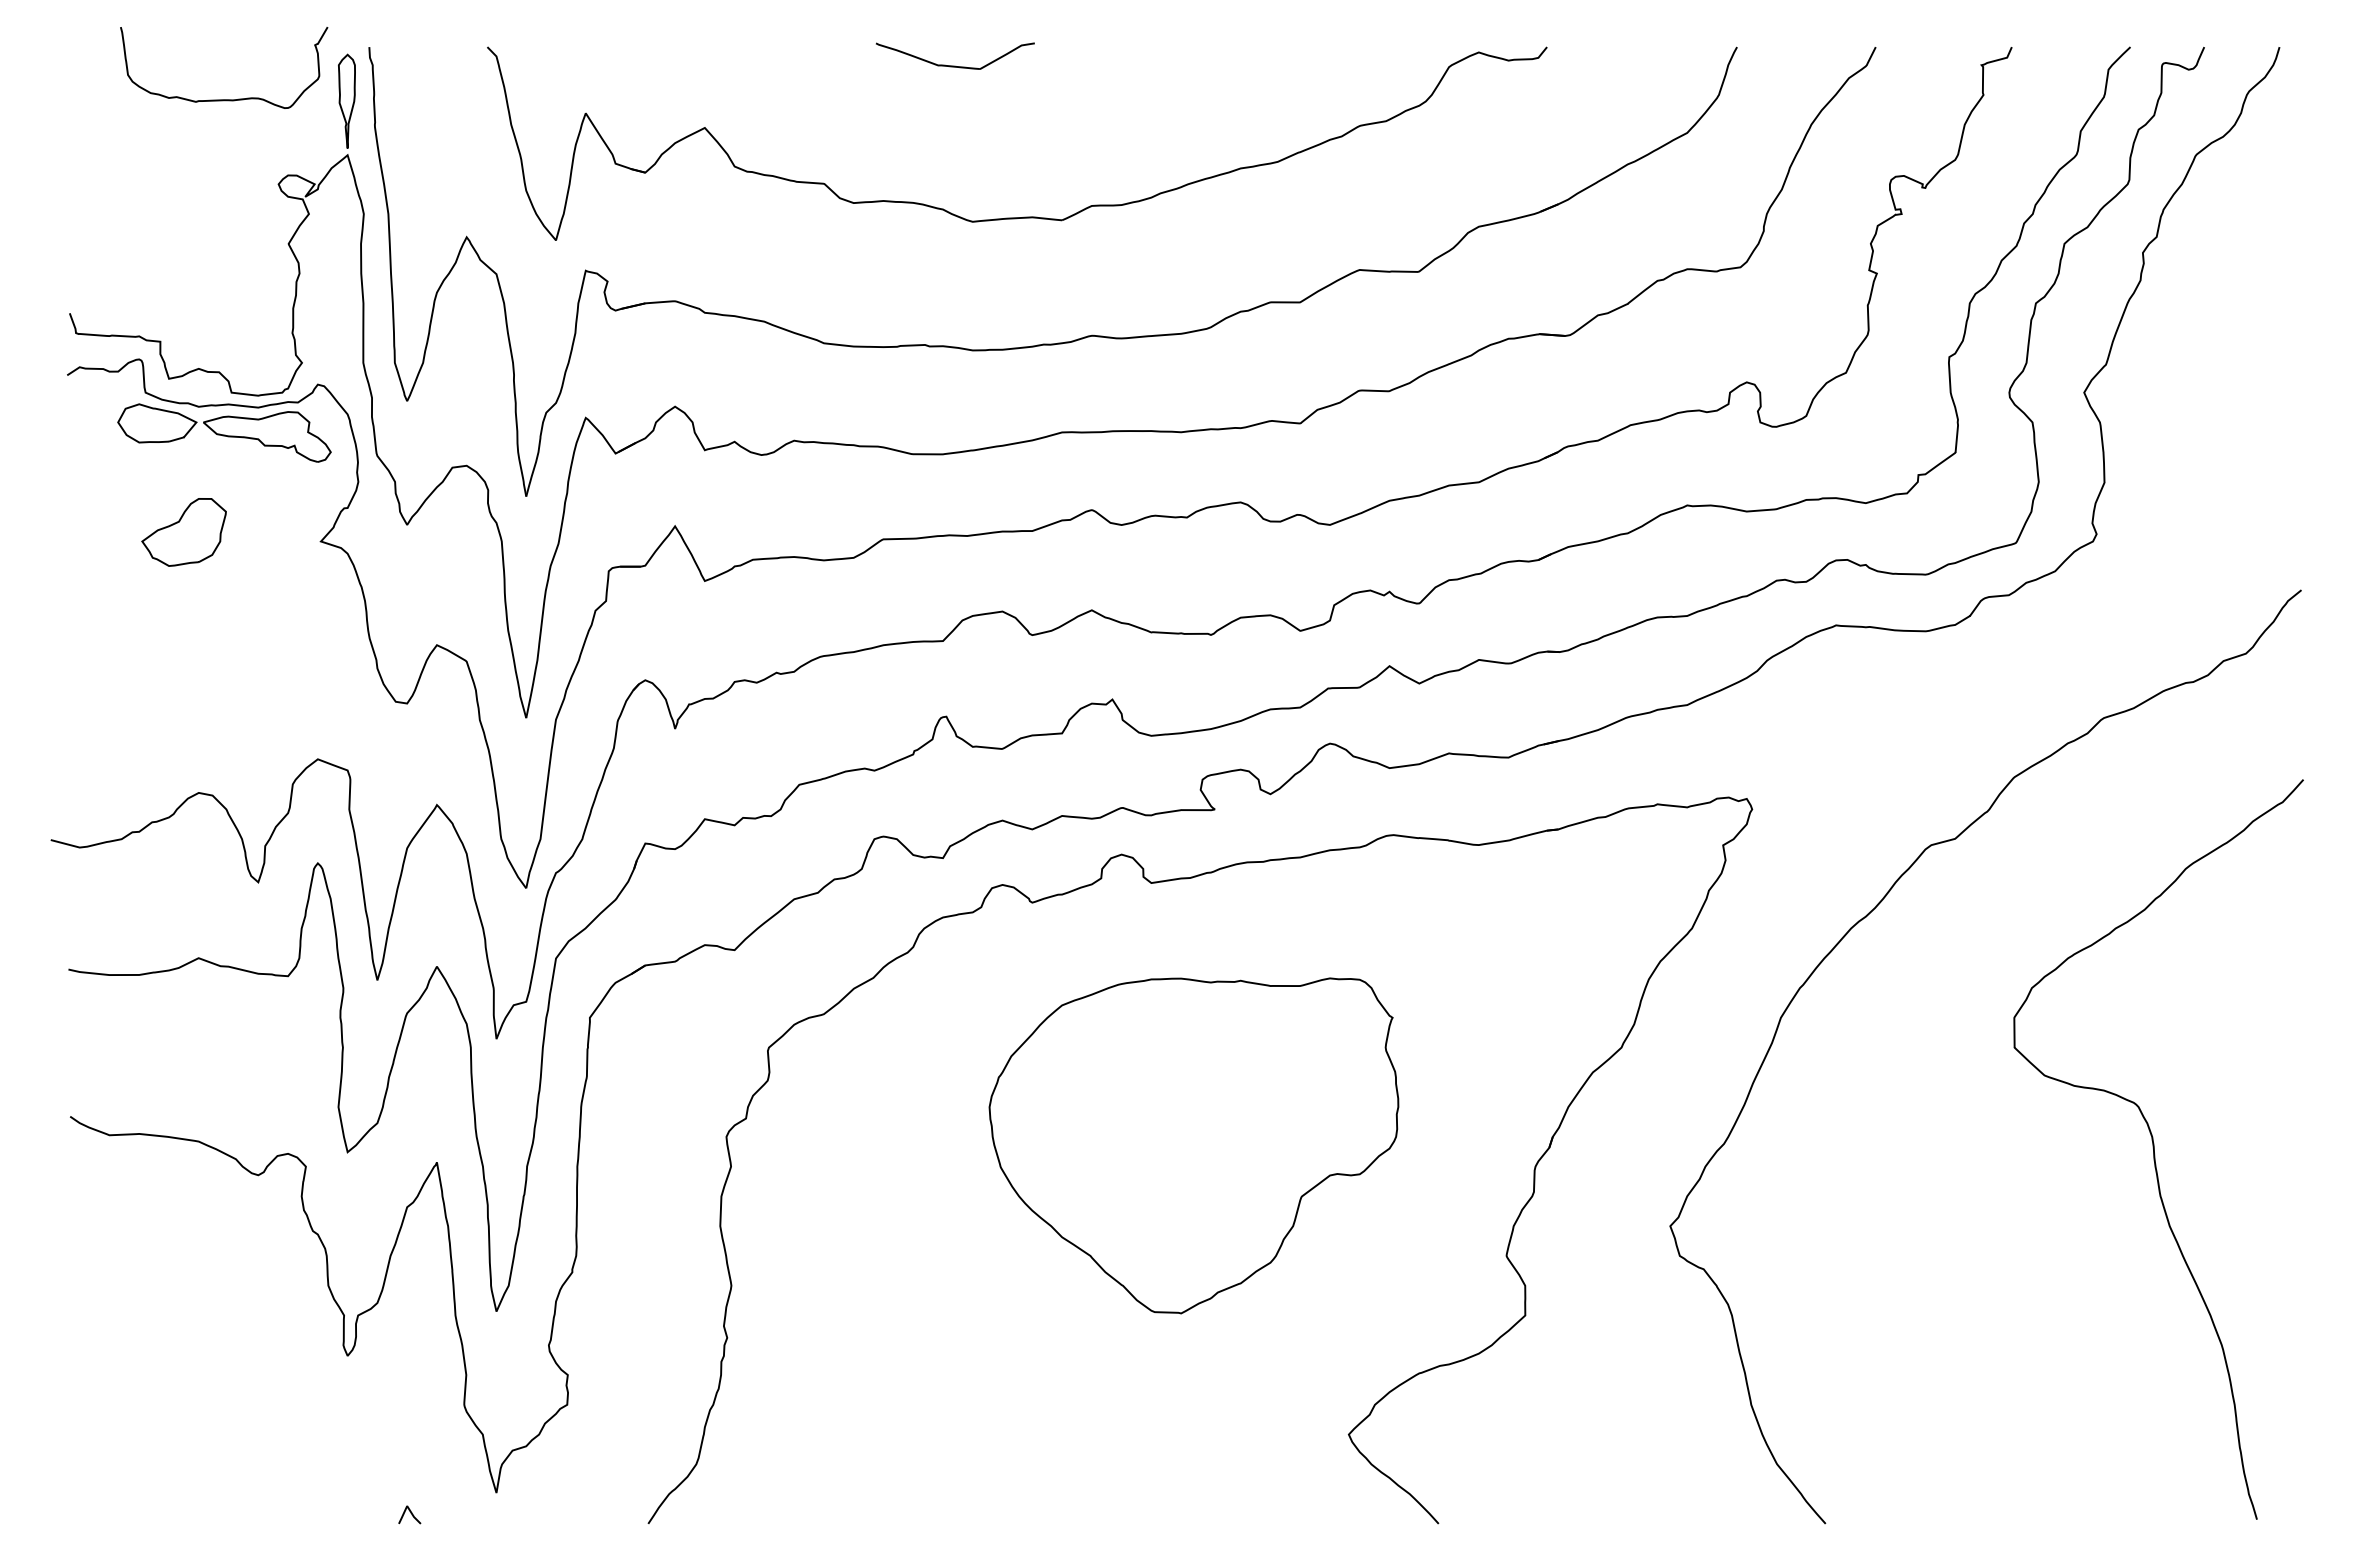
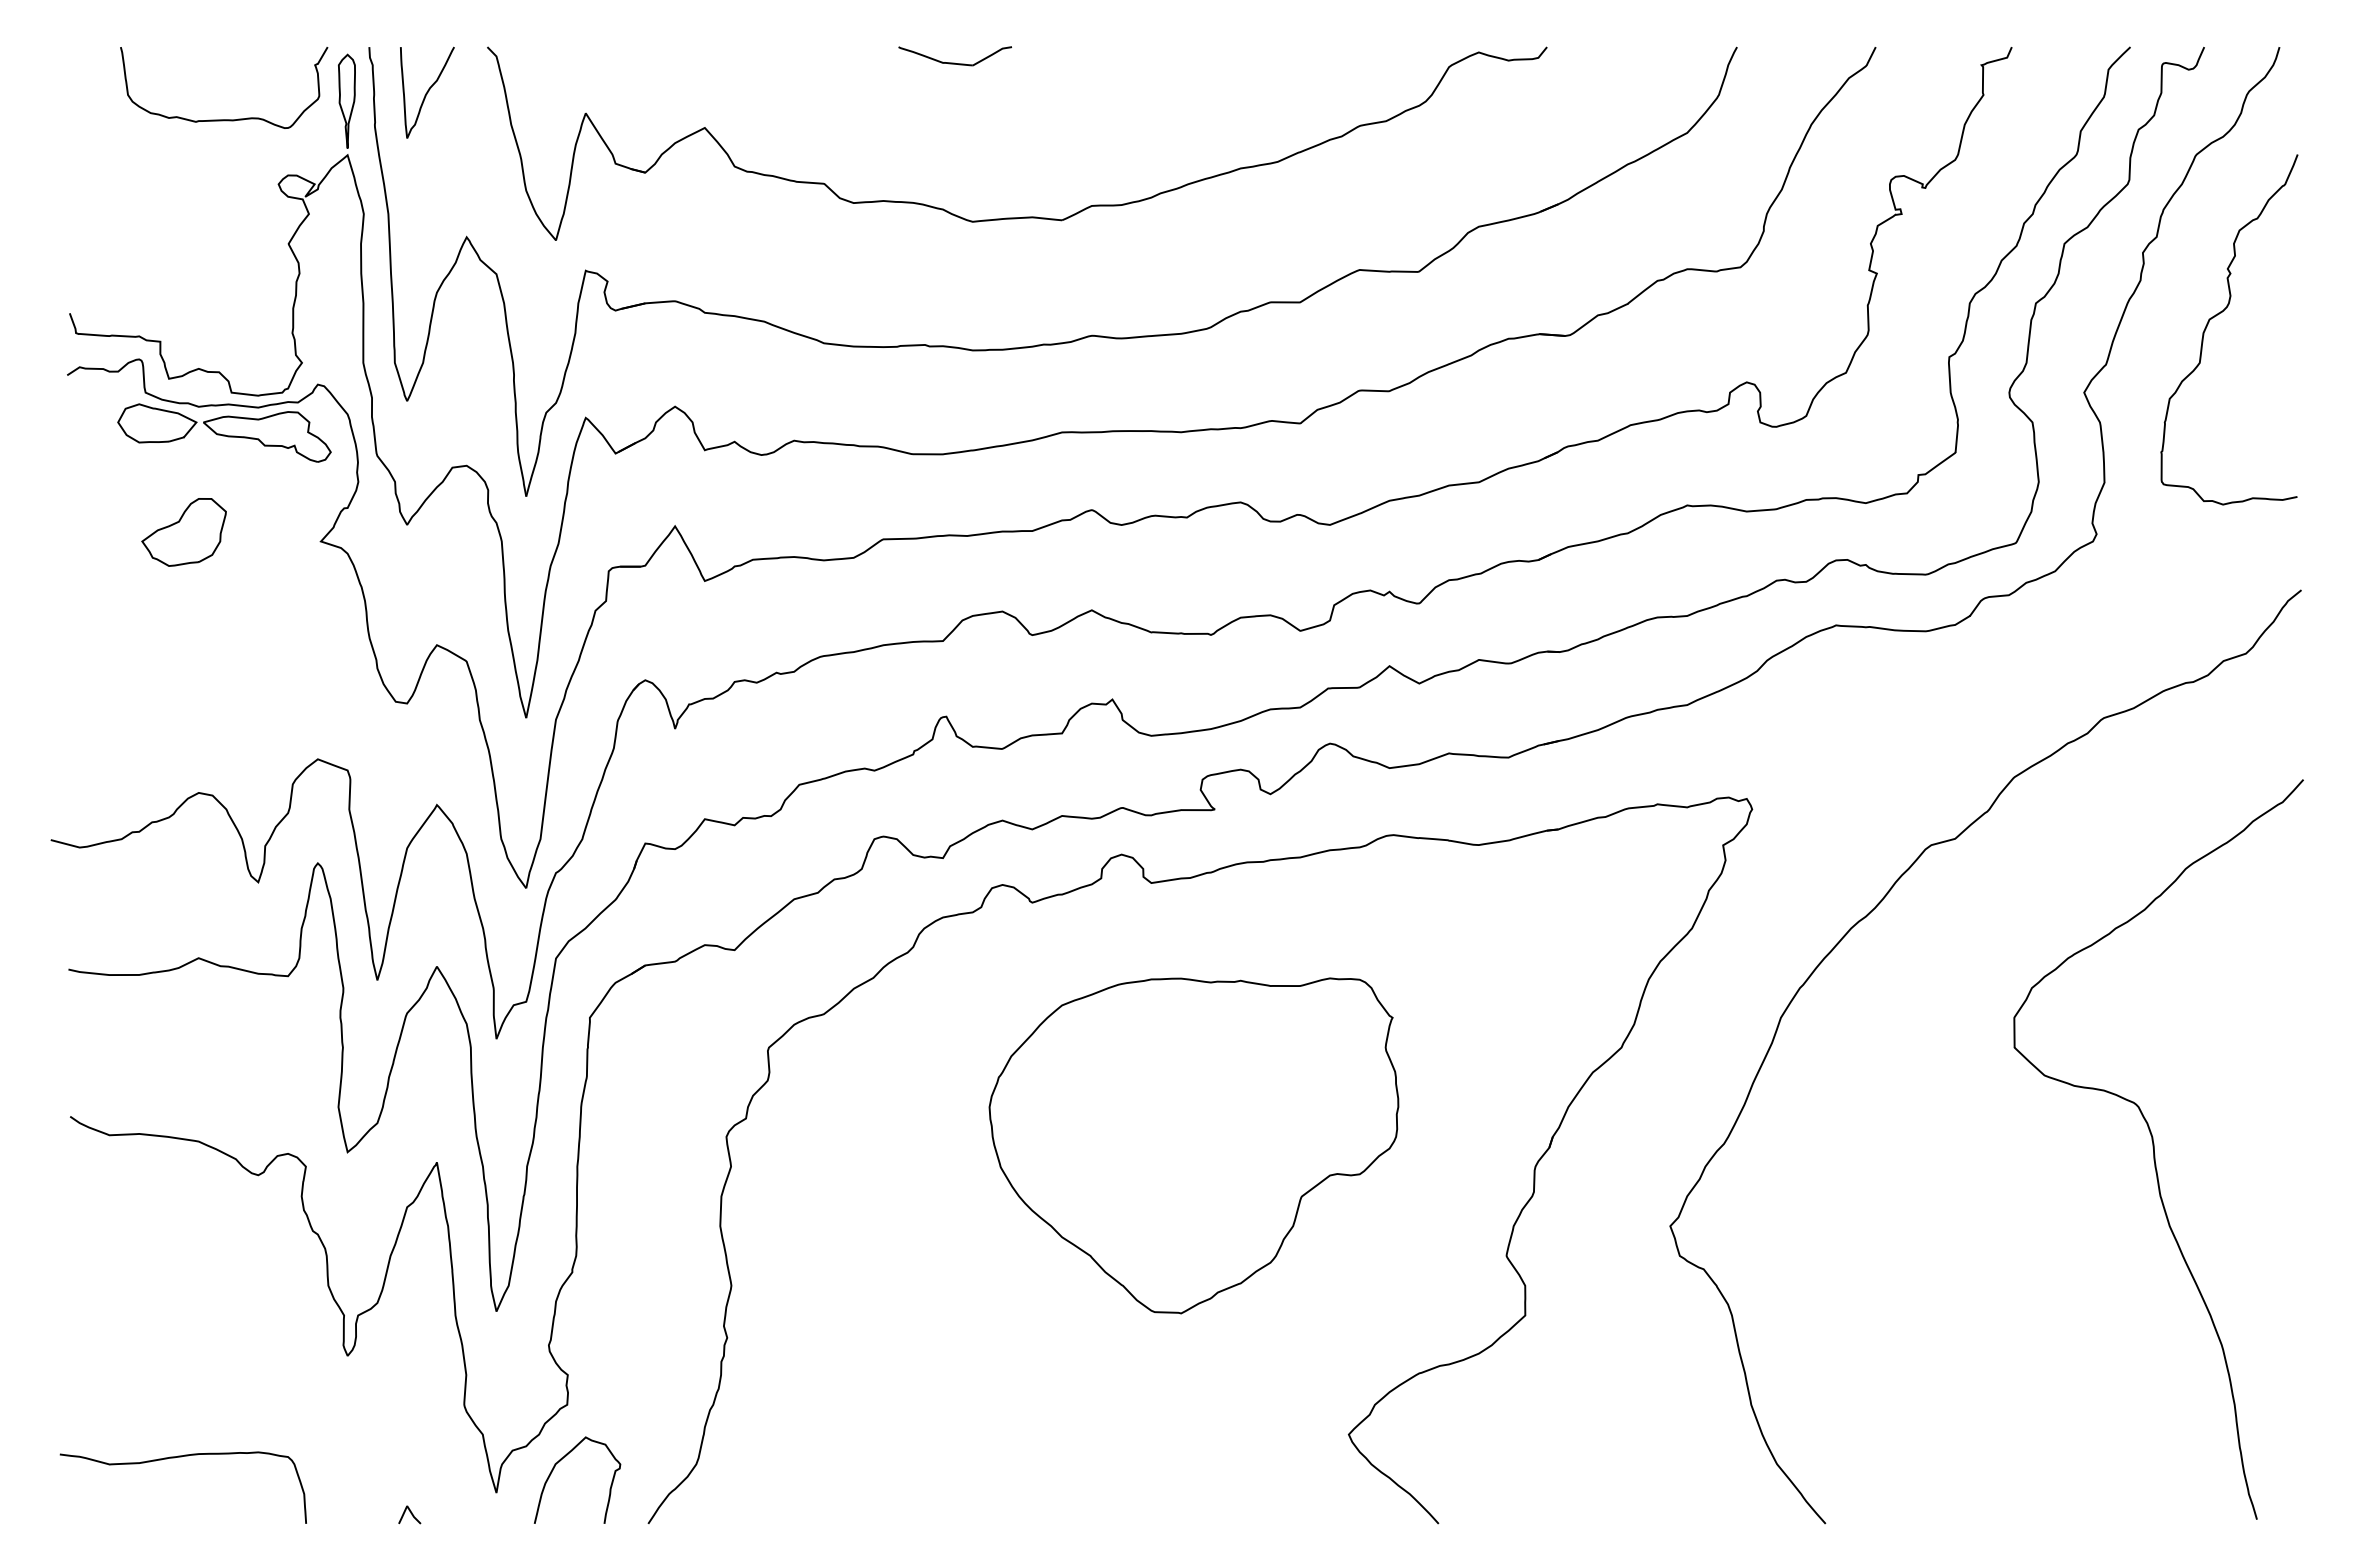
part size: 159x28 px -> 114x21 px (954, 56)
curve: none -> present (427, 92)
curve position: (224, 99) -> (224, 119) (224, 119)
curve: none -> present (2221, 313)
curve: none -> present (181, 1457)
curve: none -> present (560, 1461)
